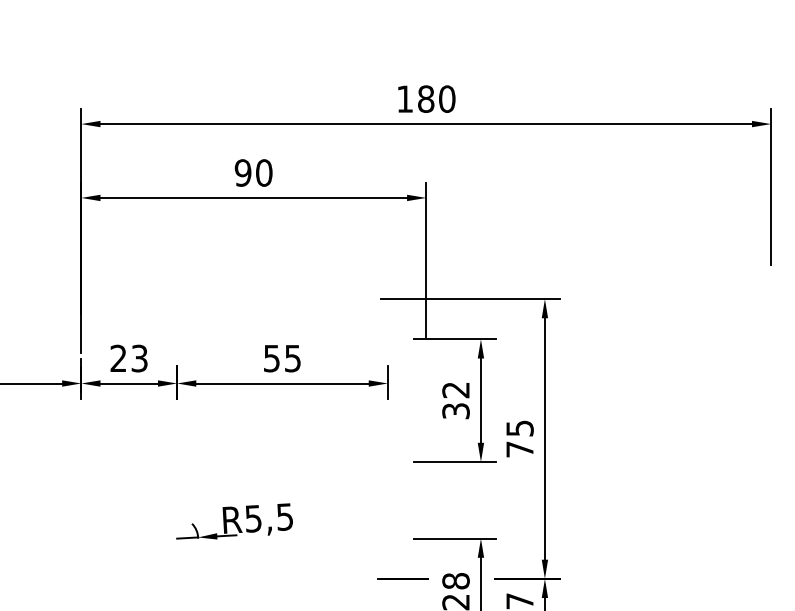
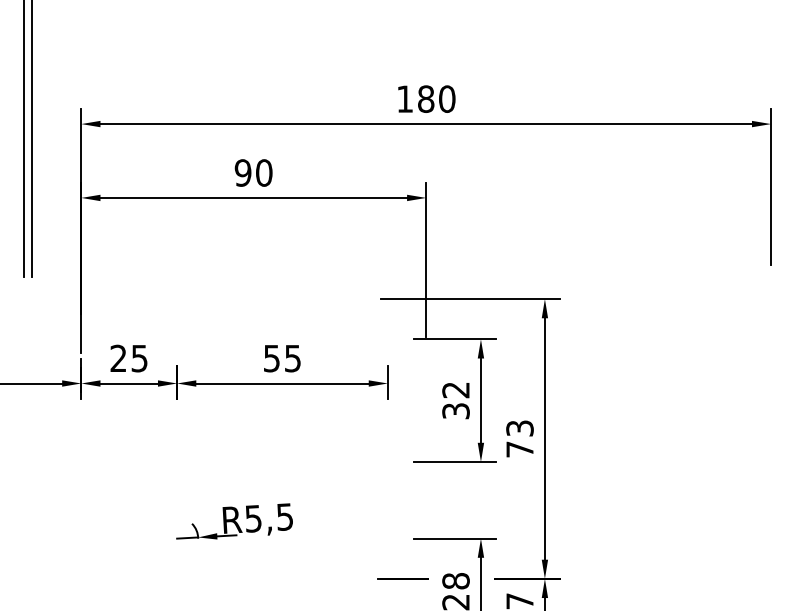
line: none -> present (23, 139)
line: none -> present (31, 139)
text: 23 -> 25 (139, 357)
text: 75 -> 73 (519, 427)
